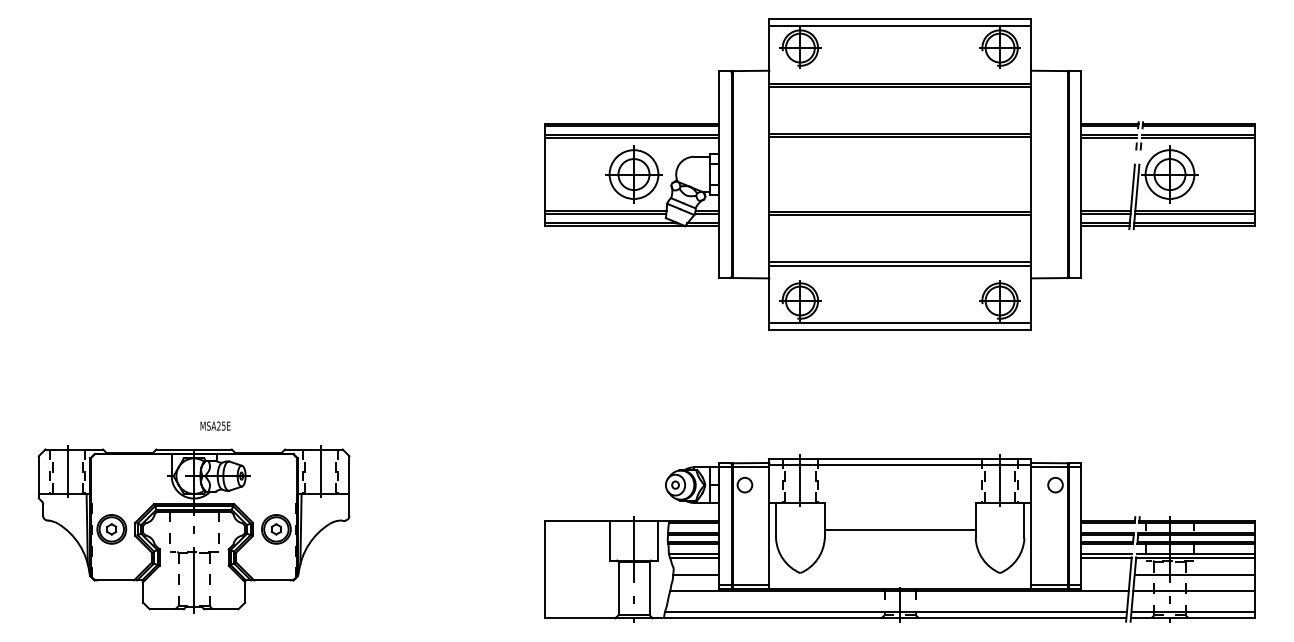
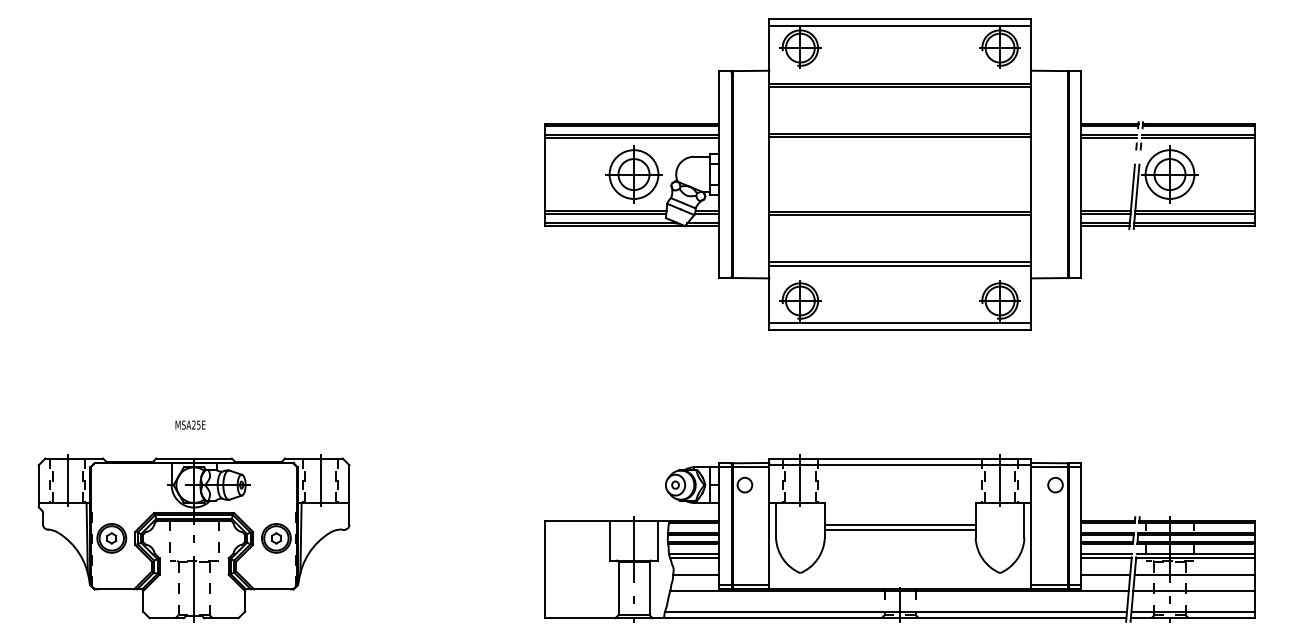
text position: (215, 425) -> (190, 424) (190, 424)
line: none -> present (899, 525)
part position: (193, 529) -> (193, 538) (193, 538)
line: none -> present (1105, 574)
